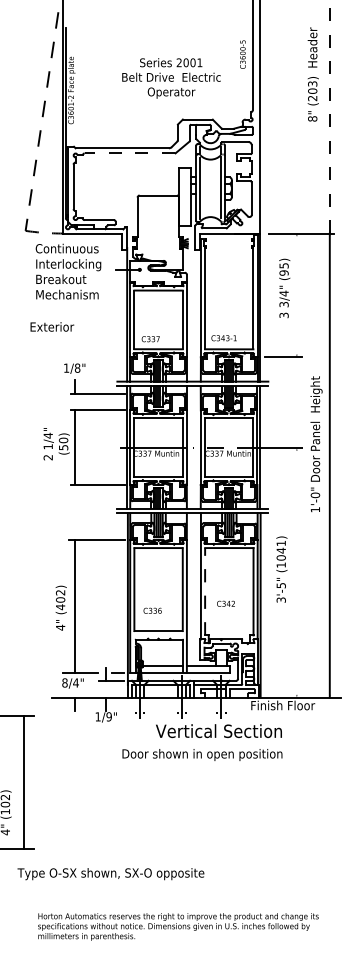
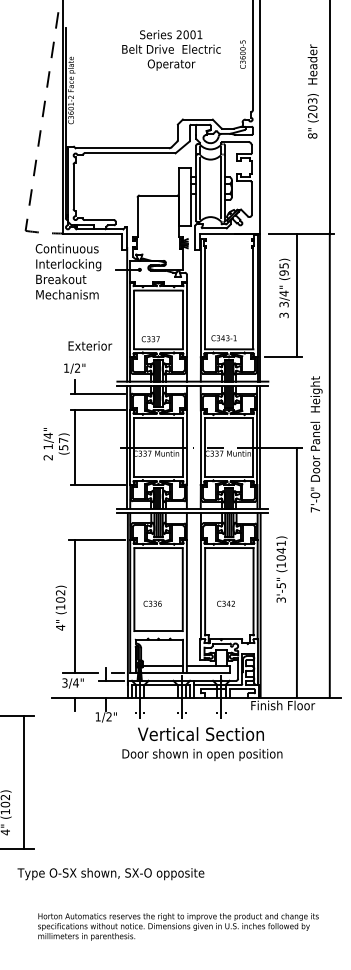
text position: (312, 74) -> (312, 91) (312, 91)
text position: (171, 78) -> (171, 50) (171, 50)
line: dashed -> solid (329, 116)
line: dashed -> solid (129, 153)
line: none -> present (296, 295)
text position: (52, 326) -> (90, 345) (90, 345)
text: 1/8" -> 1/2" (77, 367)
text: (50) -> (57) (63, 440)
text: 1'-0" -> 7'-0" (314, 509)
line: none -> present (296, 572)
line: dashed -> solid (205, 591)
text: (402) -> (102) (60, 607)
text position: (152, 610) -> (152, 603) (152, 603)
text: 8/4" -> 3/4" (64, 682)
text: 1/9" -> 1/2" (108, 716)
text position: (218, 731) -> (200, 734) (200, 734)
